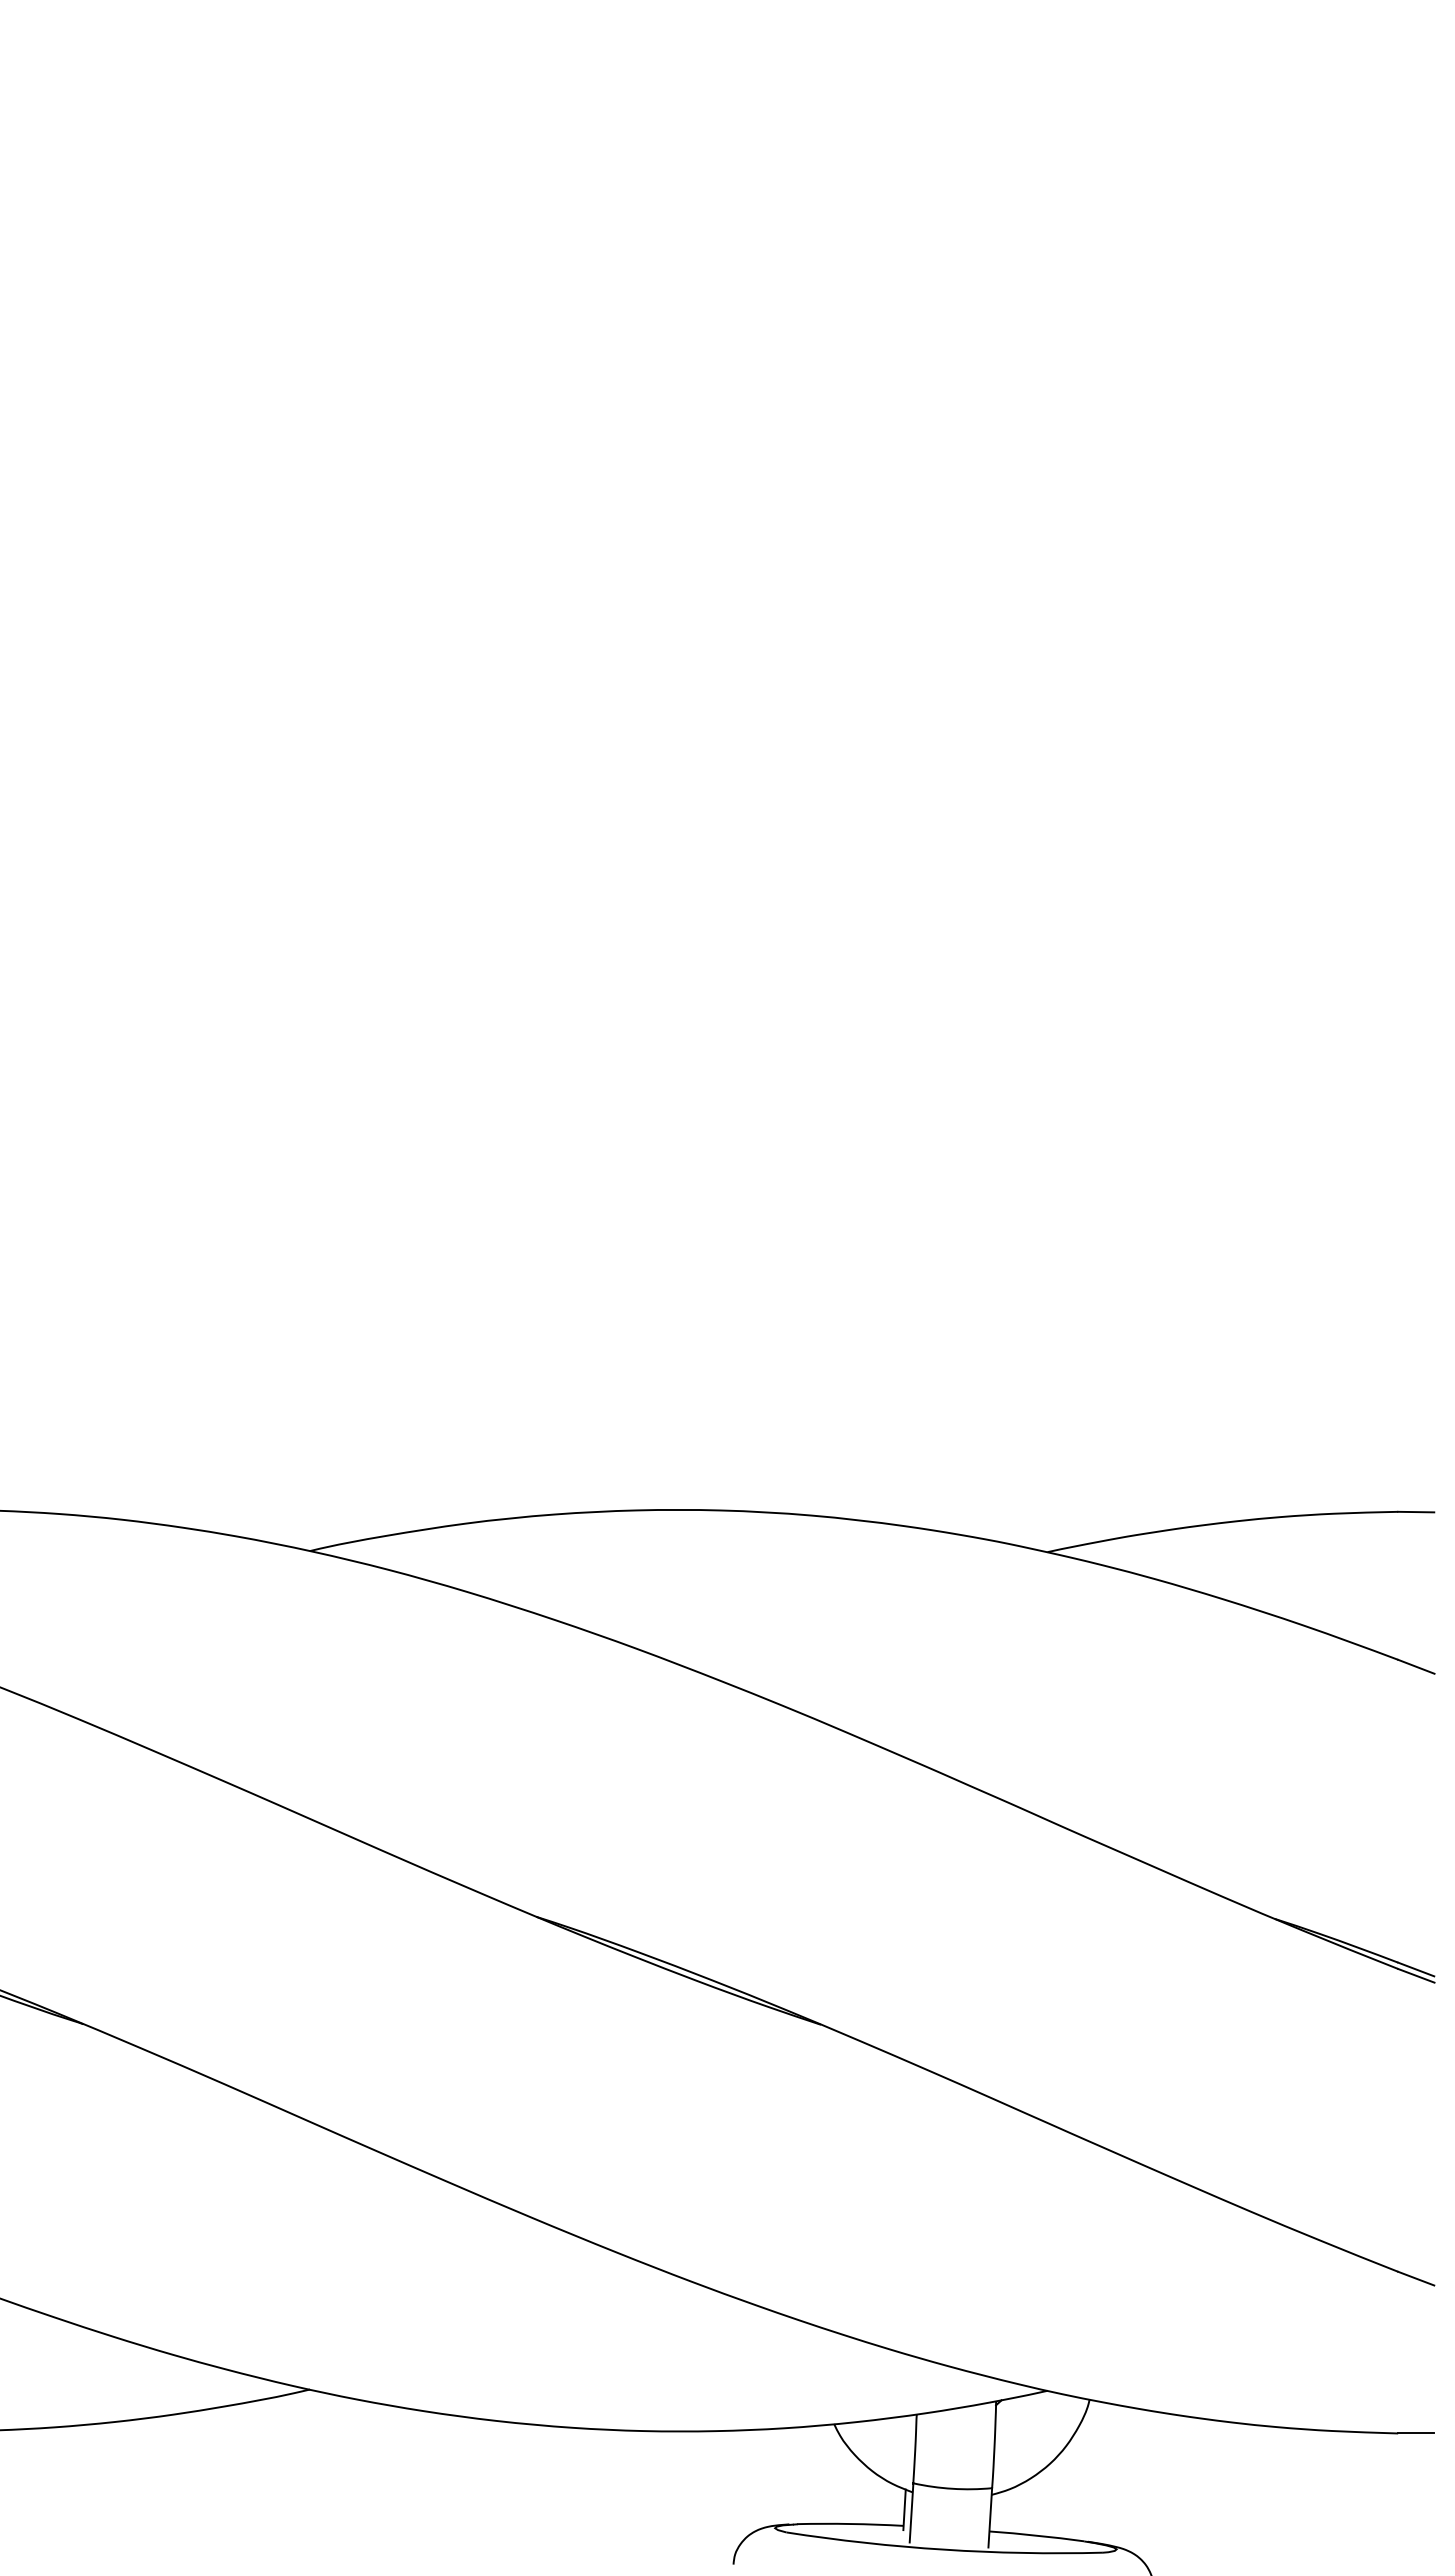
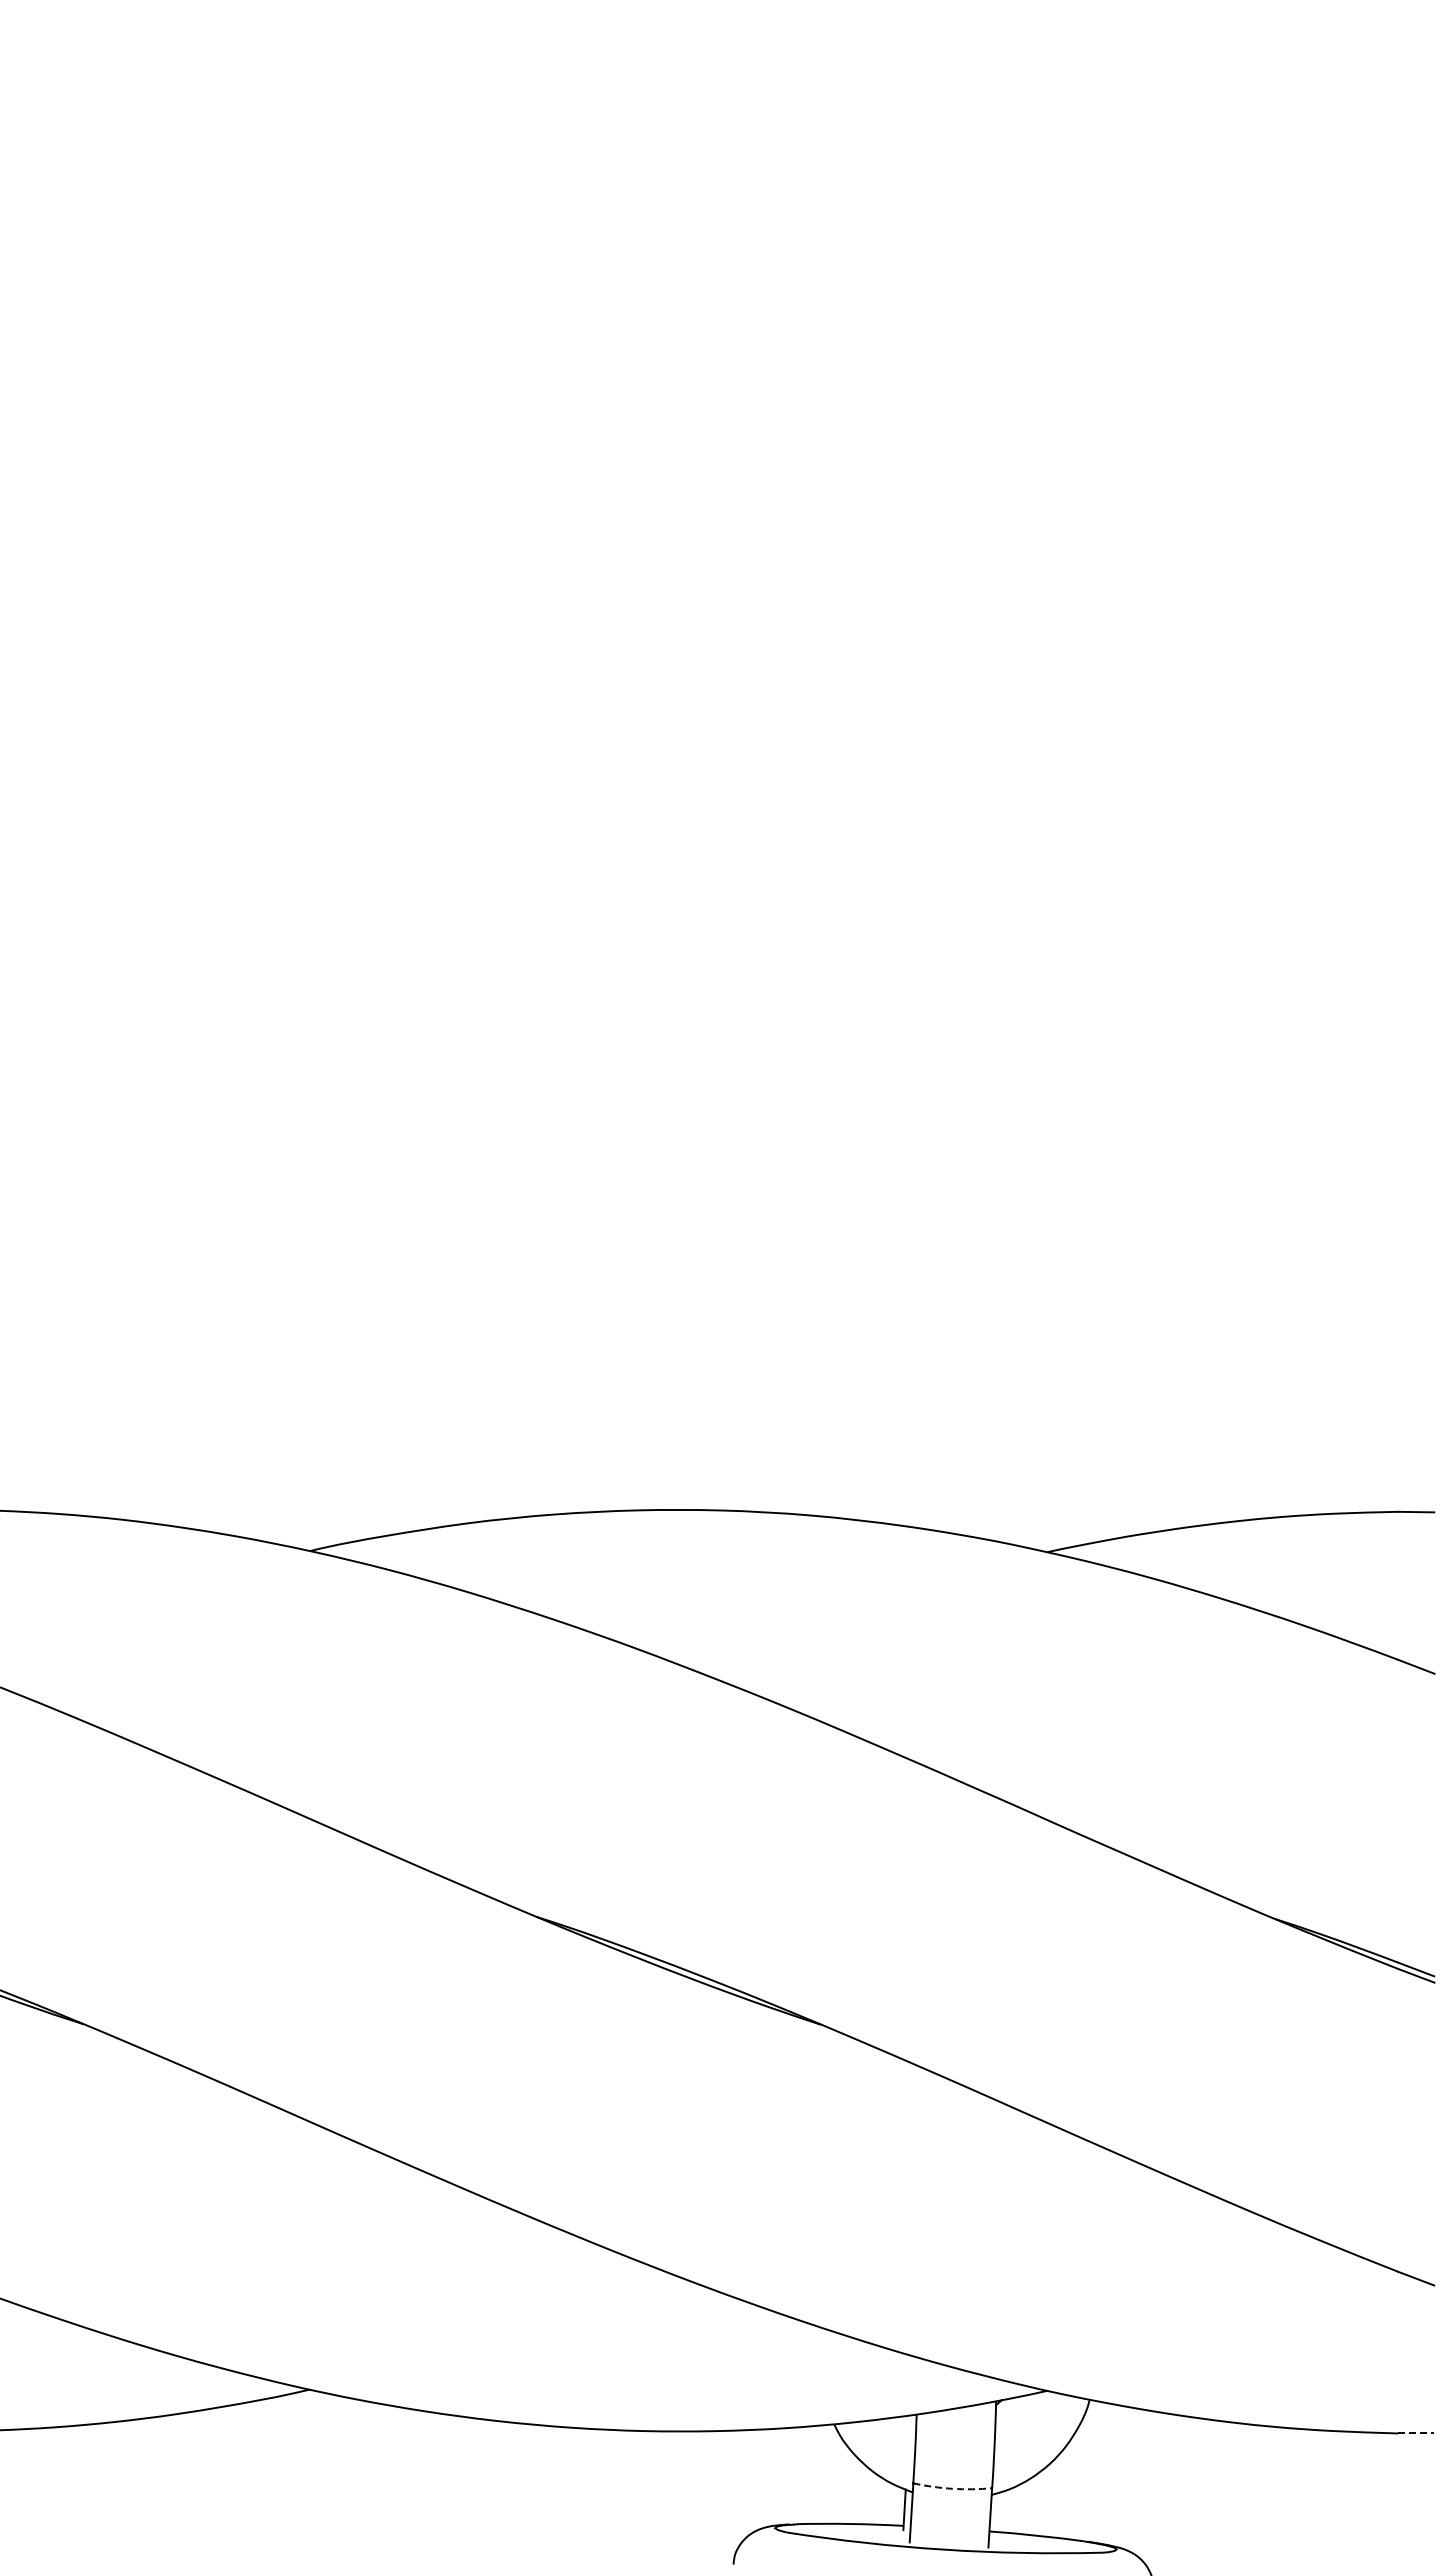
line: solid -> dashed (1416, 2433)
arc: solid -> dashed (952, 2488)
